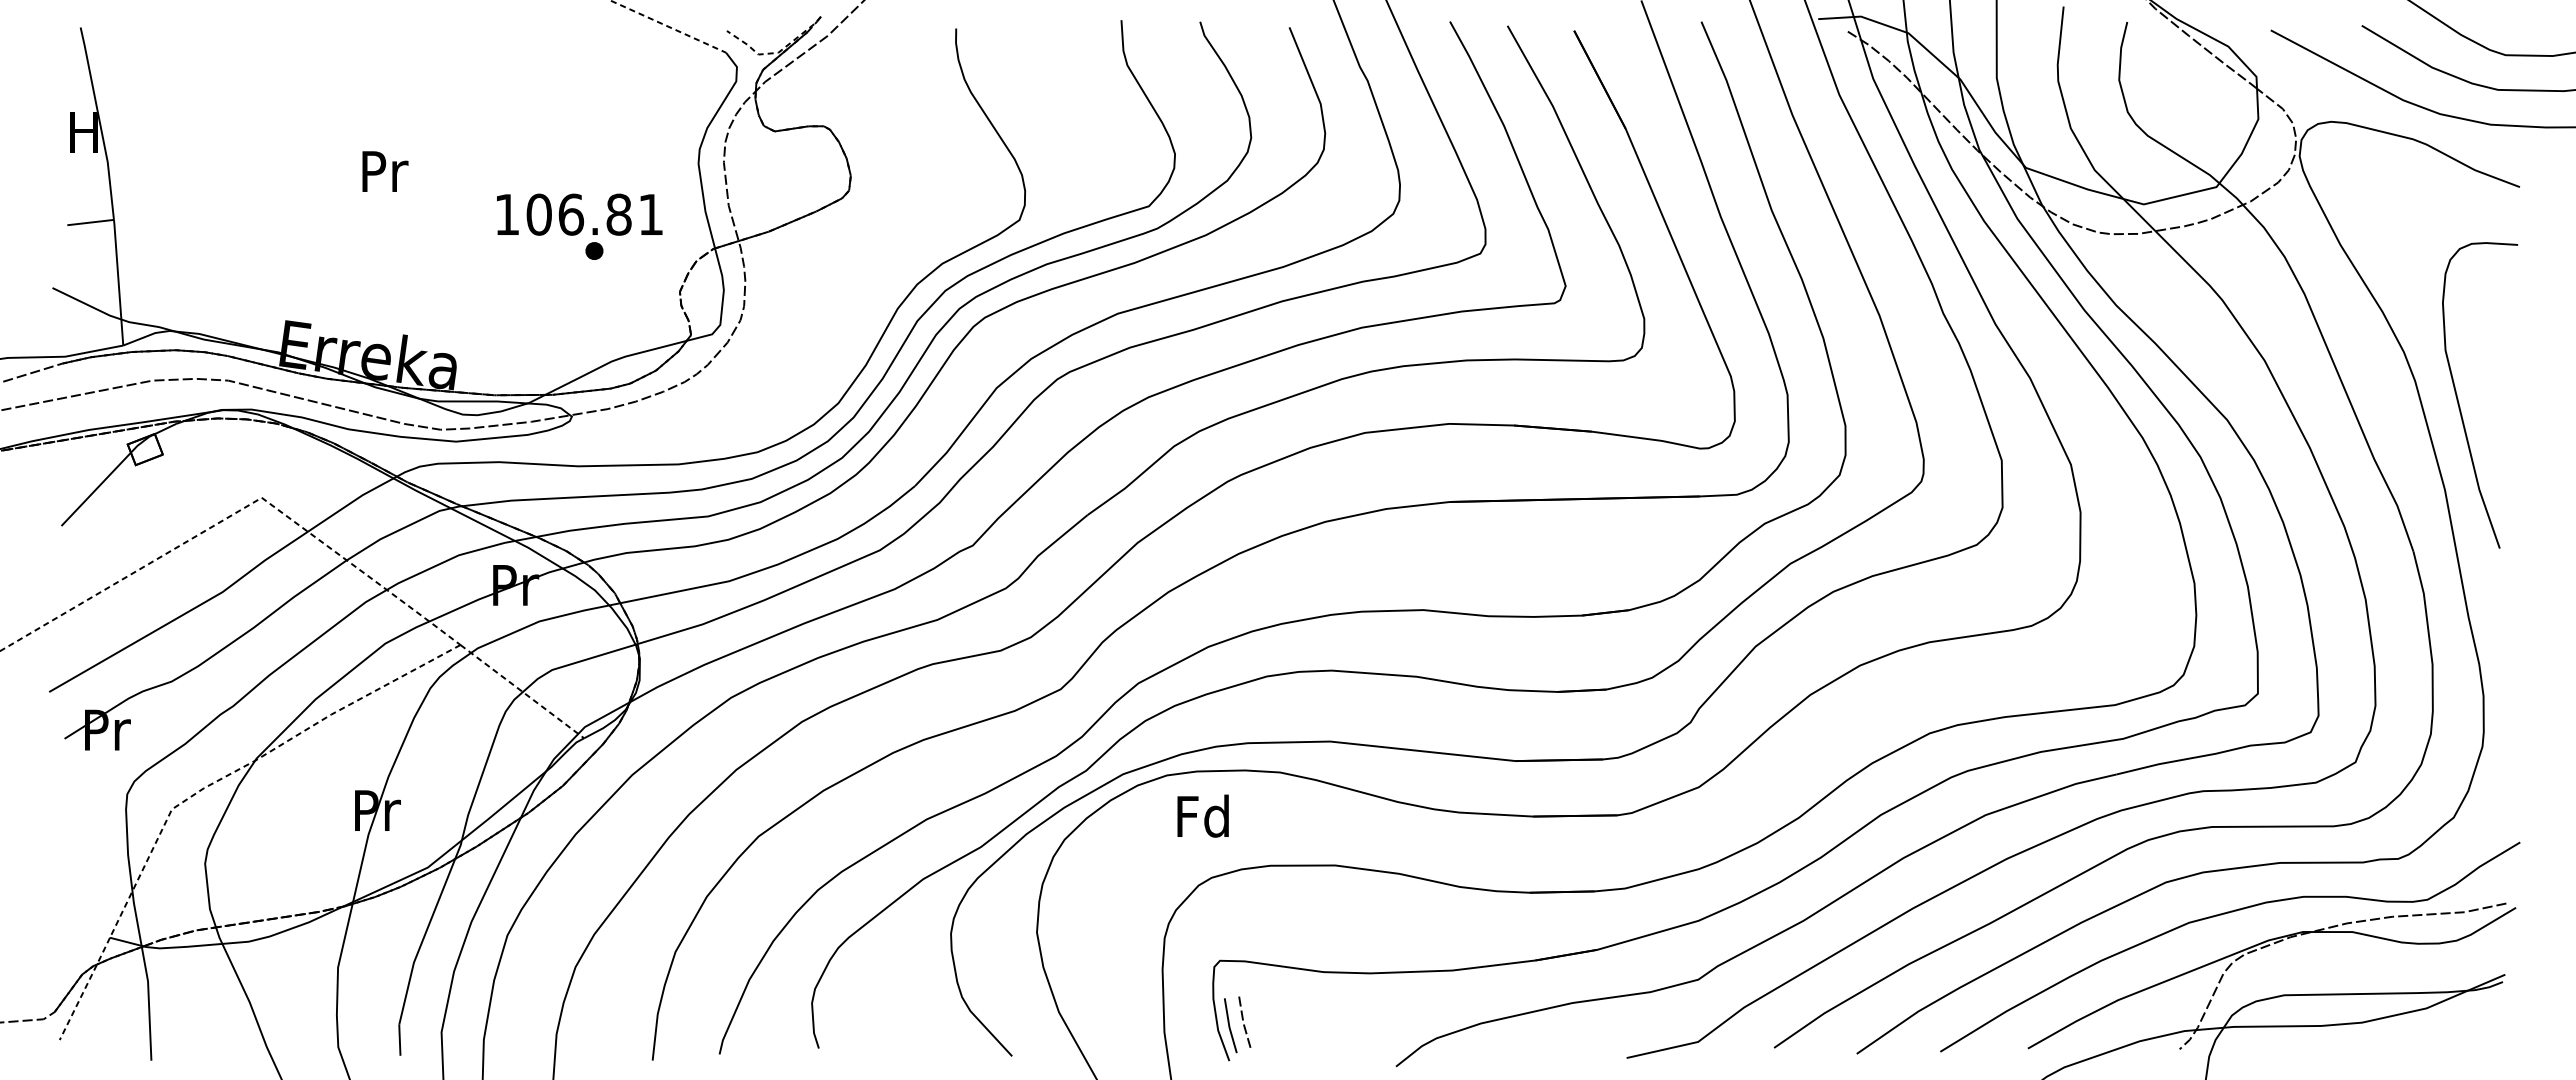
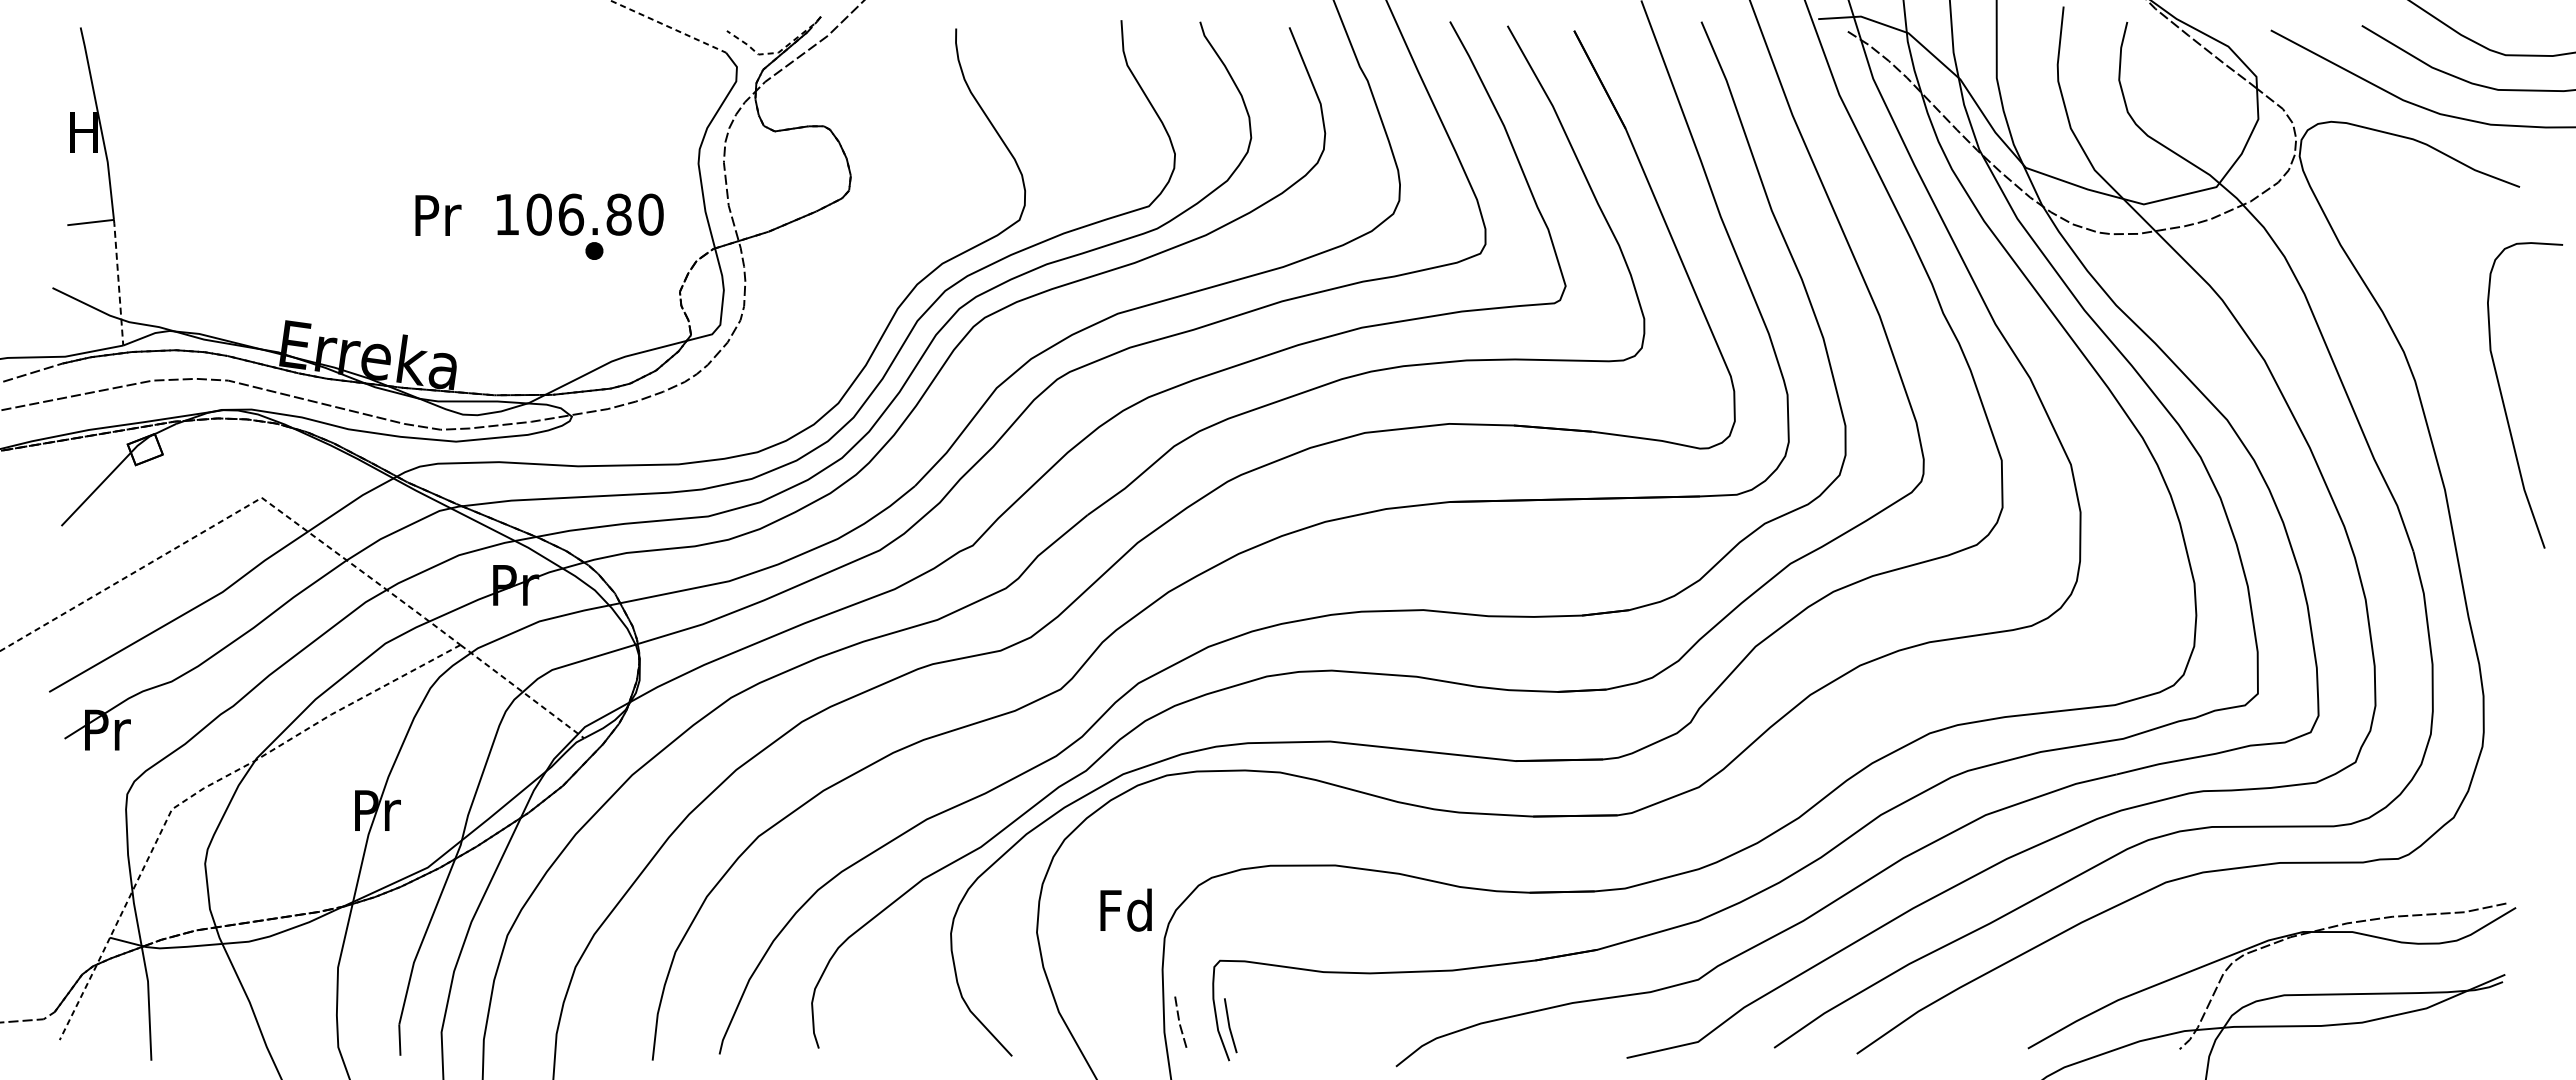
text position: (385, 171) -> (438, 215) (438, 215)
text: 106.81 -> 106.80 (650, 214)
line: solid -> dashed (118, 281)
curve position: (2459, 402) -> (2504, 402) (2504, 402)
text position: (1202, 815) -> (1125, 909) (1125, 909)
curve: present -> none (2221, 915)
line position: (1243, 1020) -> (1179, 1020) (1179, 1020)
